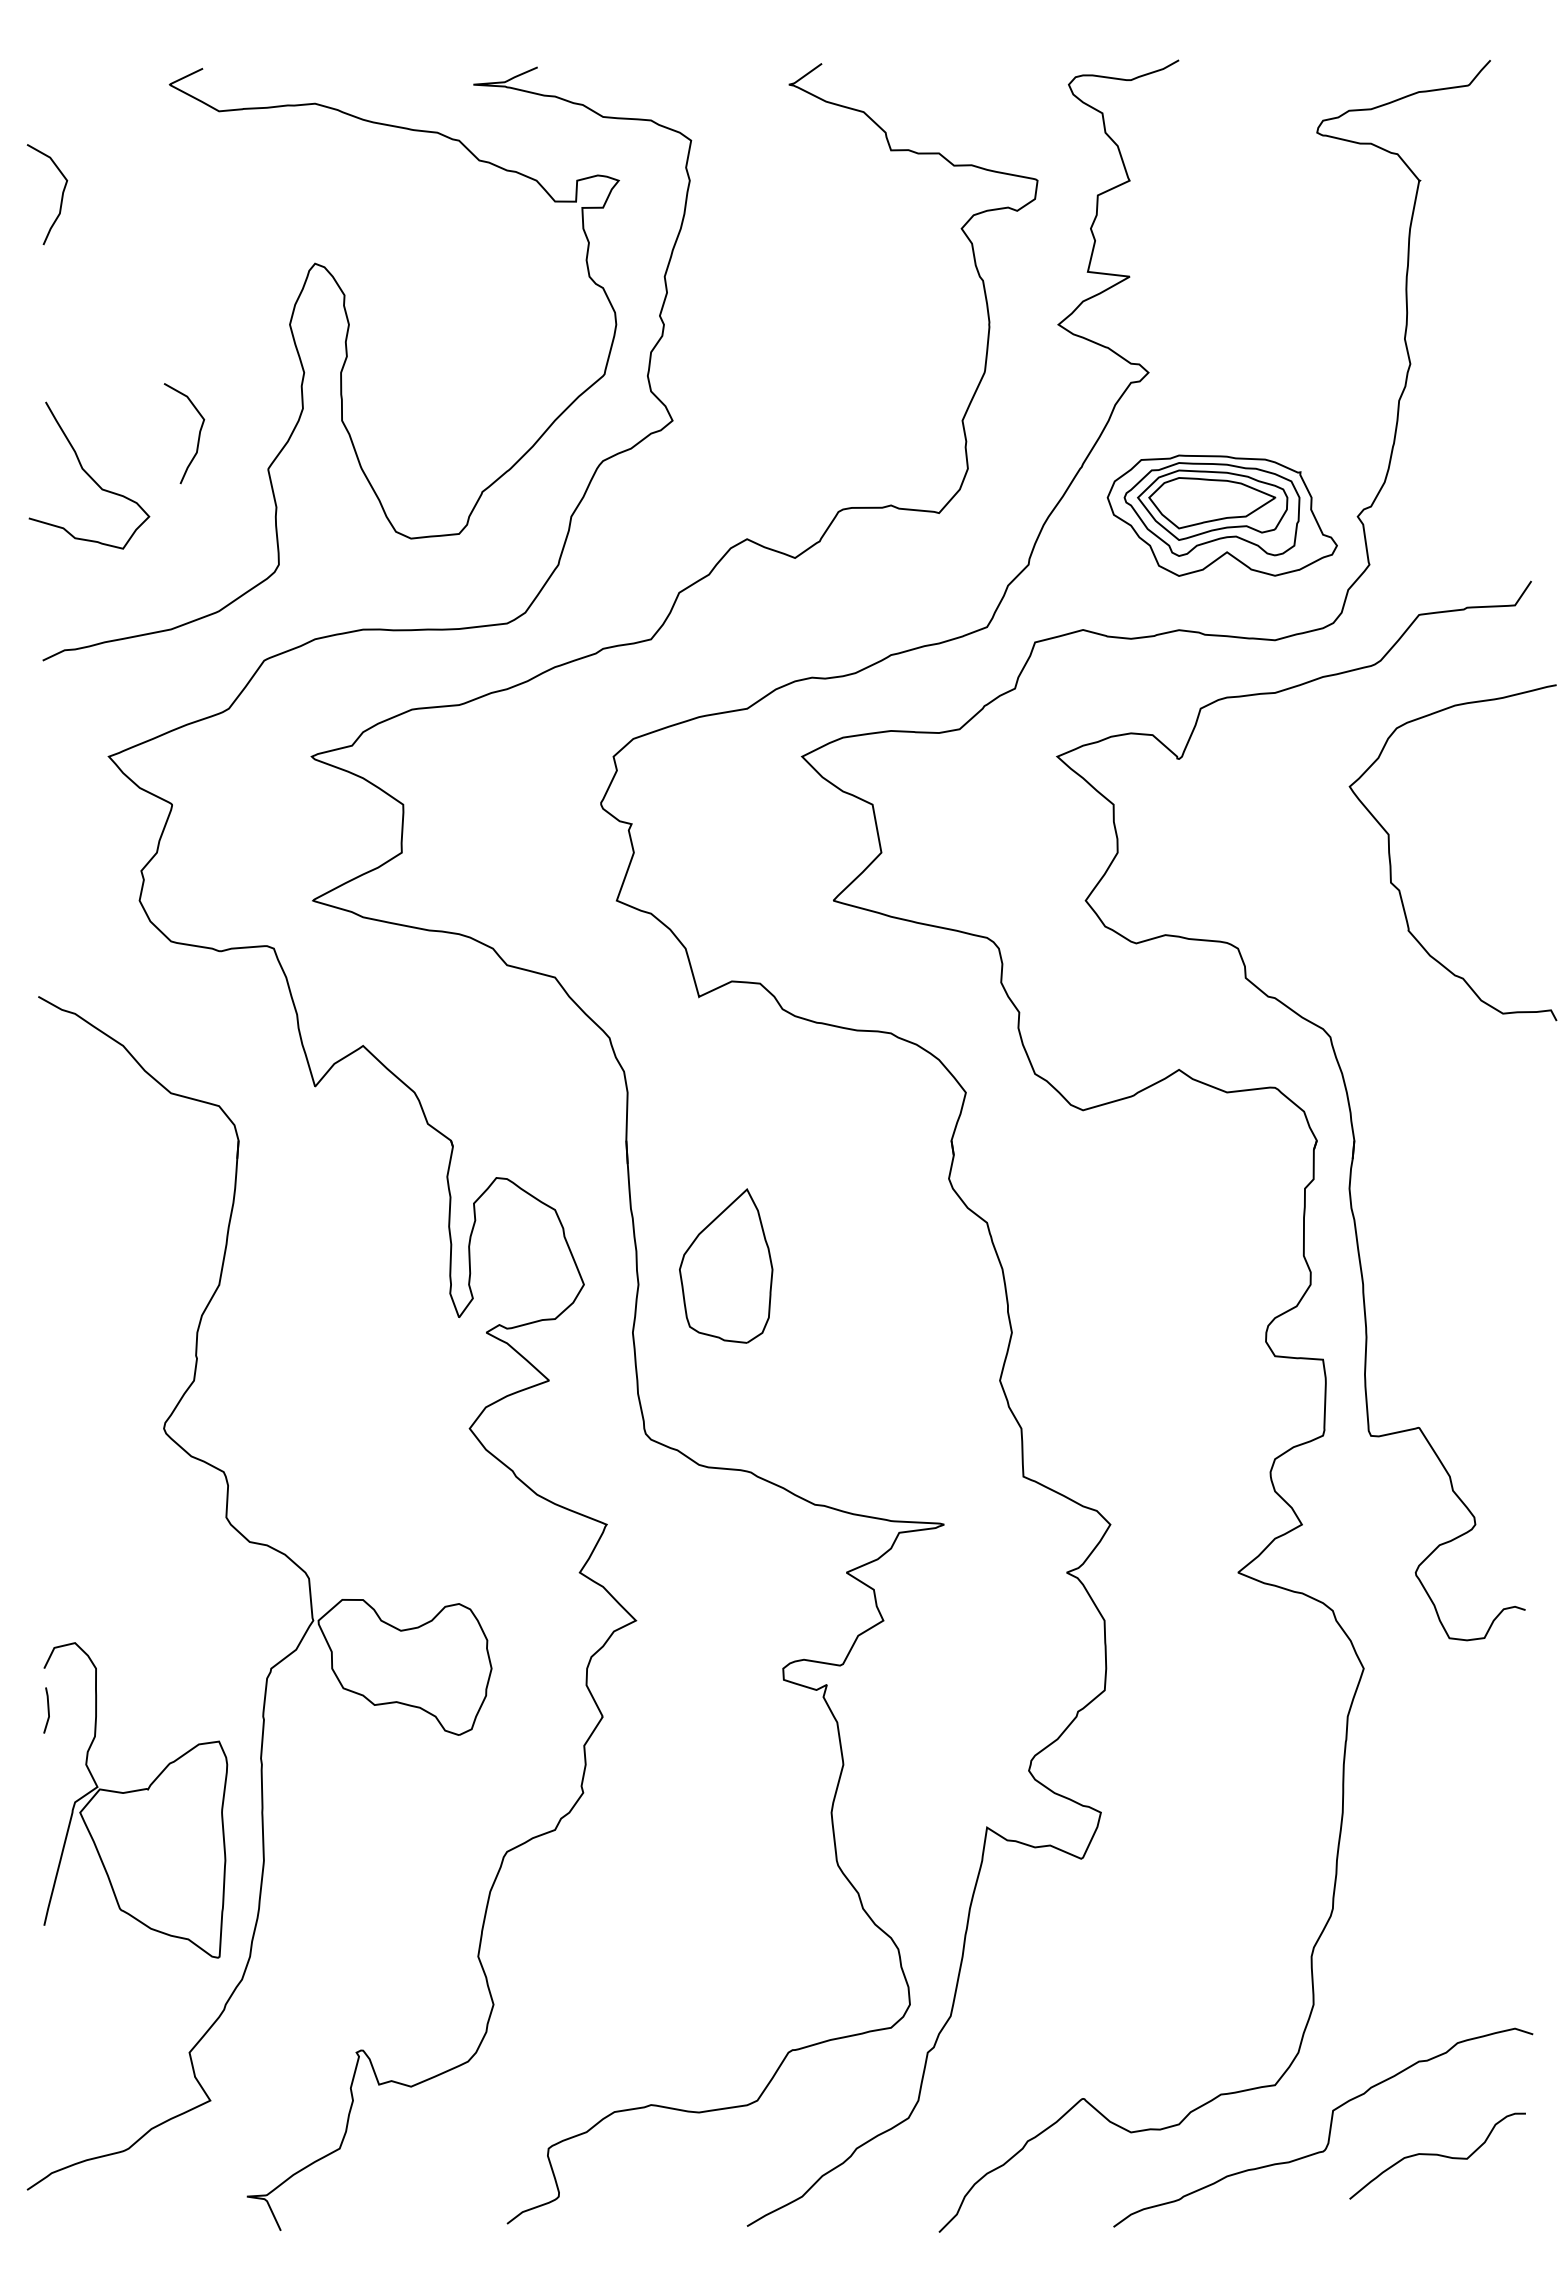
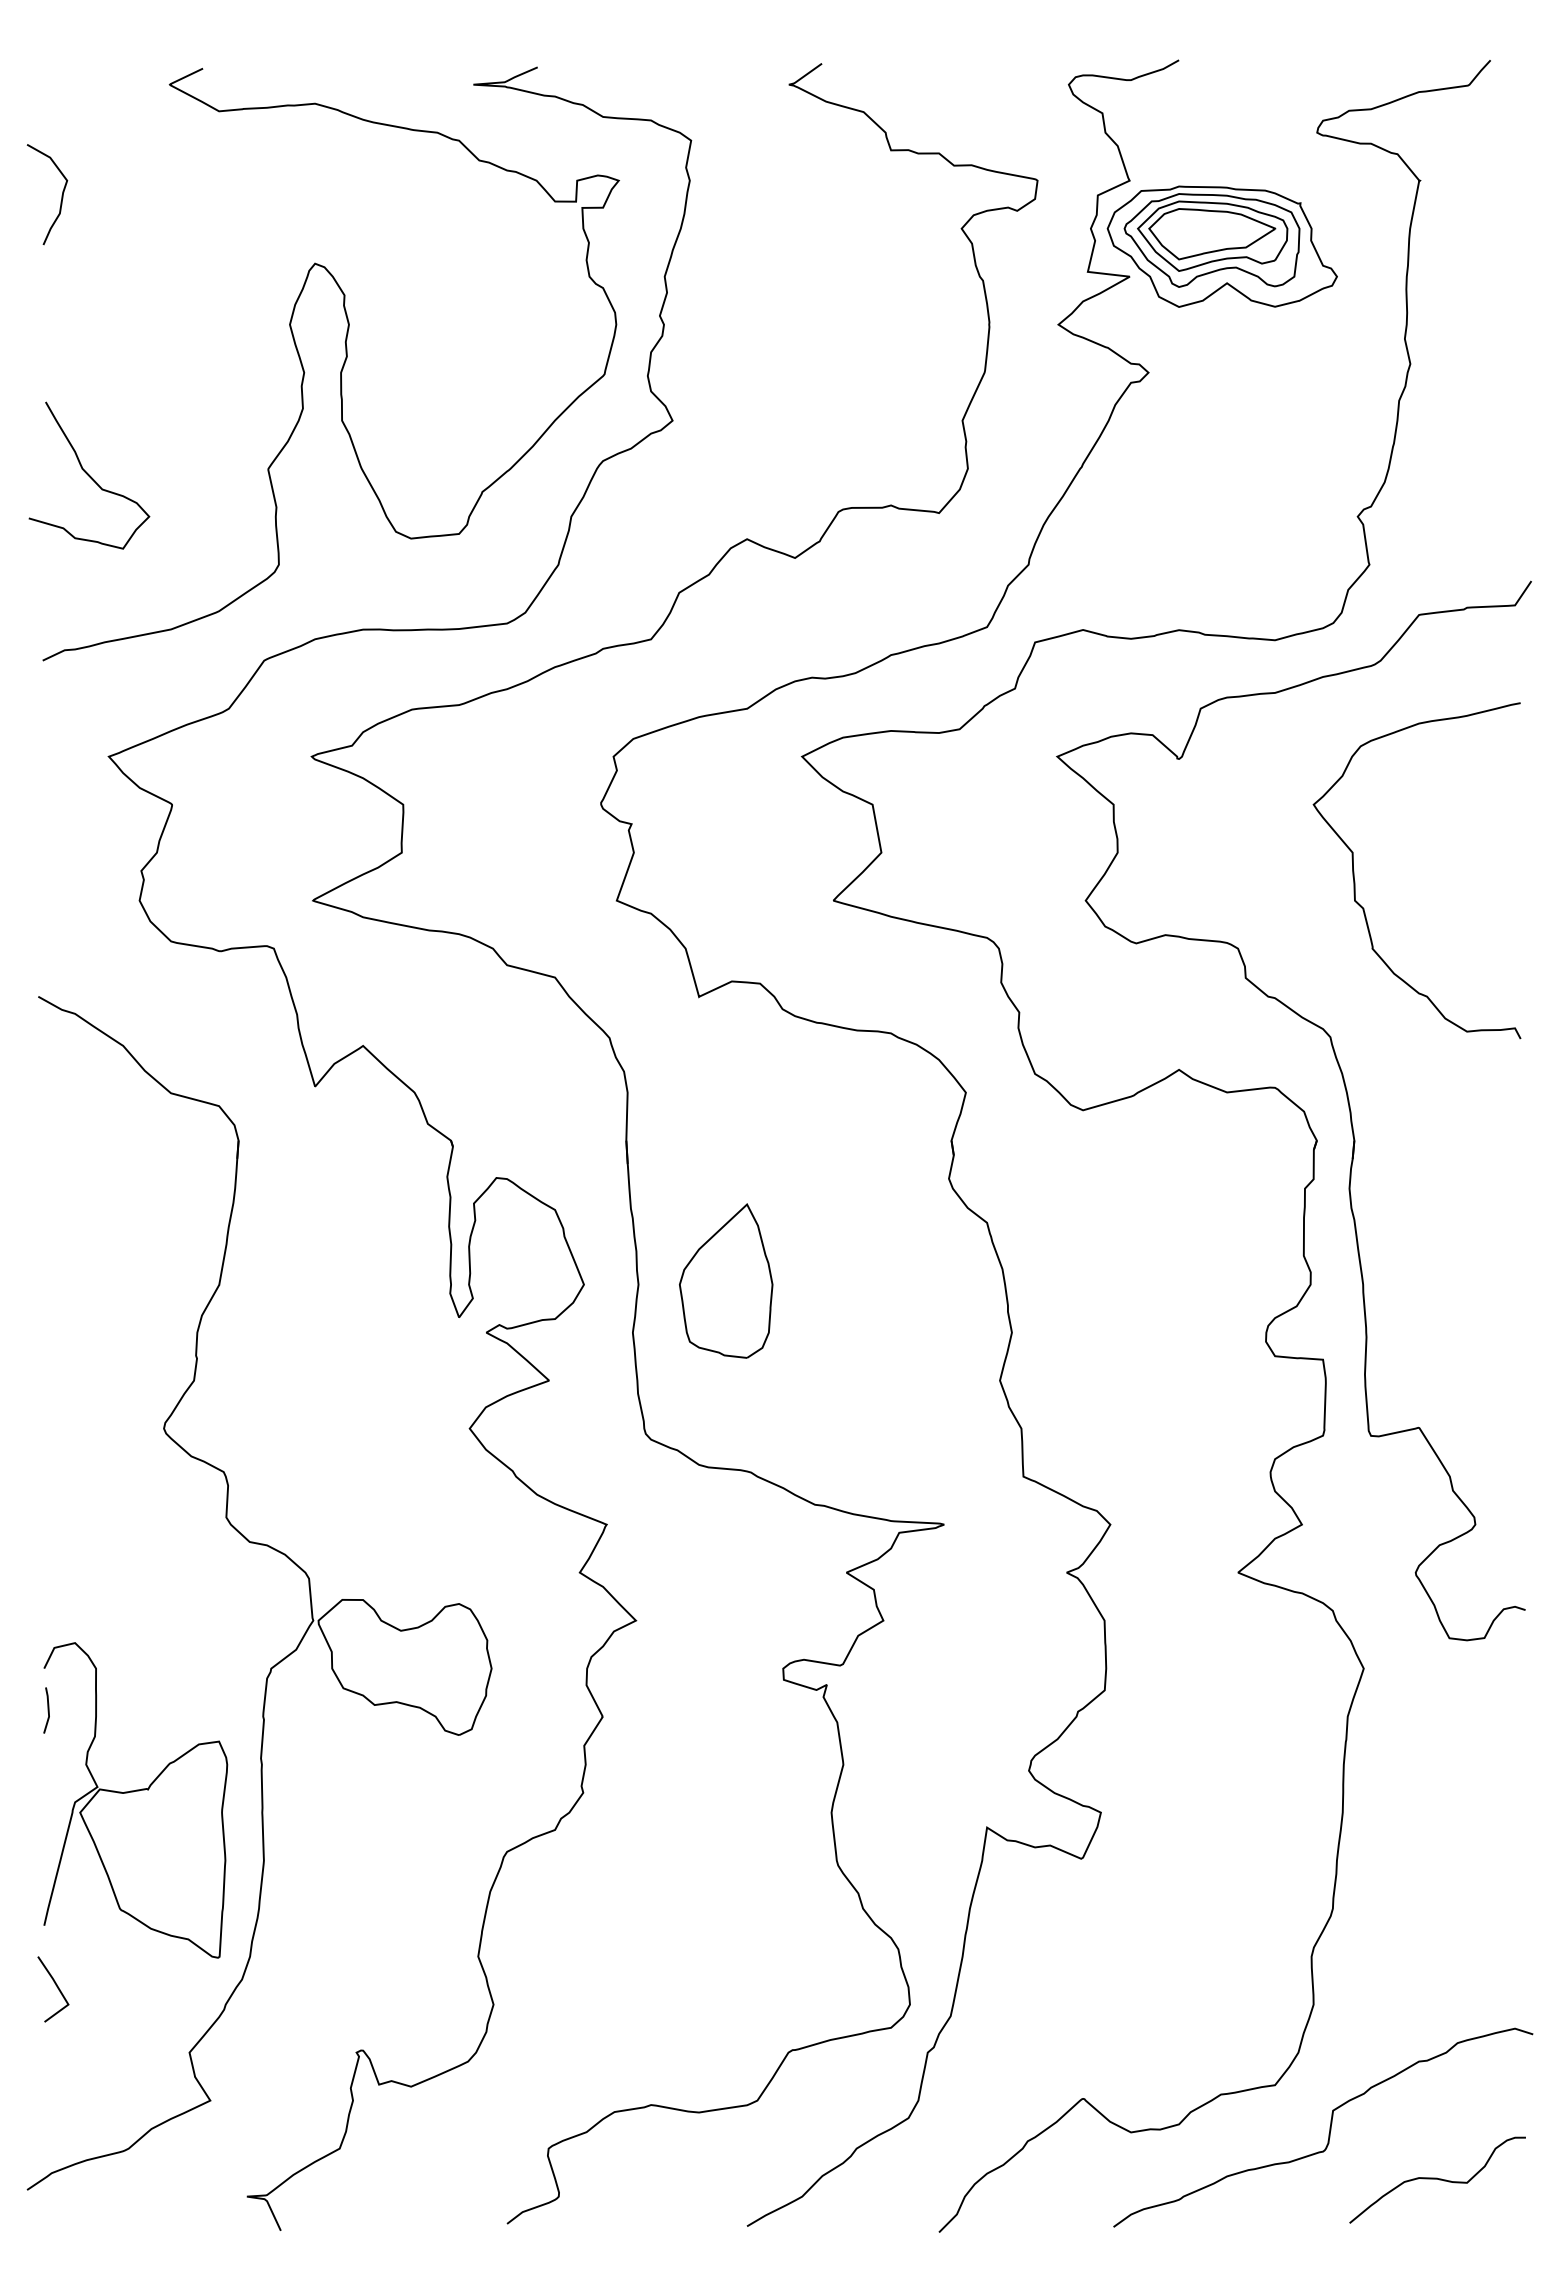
curve: present -> none (198, 434)
part position: (1221, 515) -> (1221, 246) (1221, 246)
curve position: (1391, 863) -> (1355, 881) (1355, 881)
part position: (726, 1265) -> (726, 1280) (726, 1280)
line: none -> present (57, 1988)
curve position: (1437, 2155) -> (1437, 2179) (1437, 2179)
